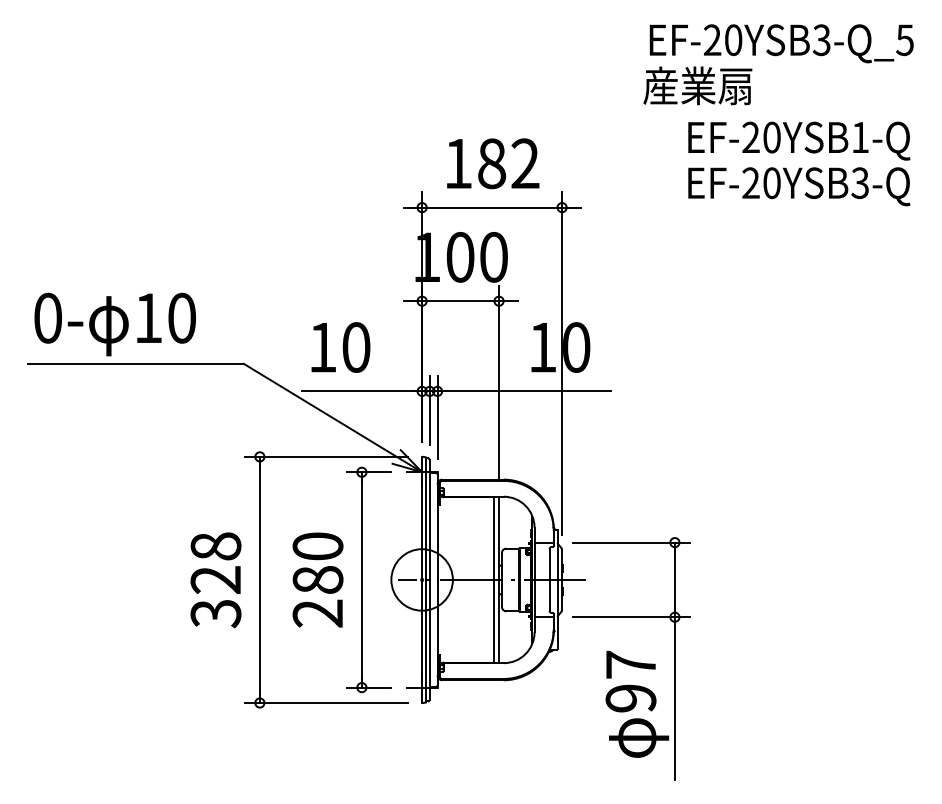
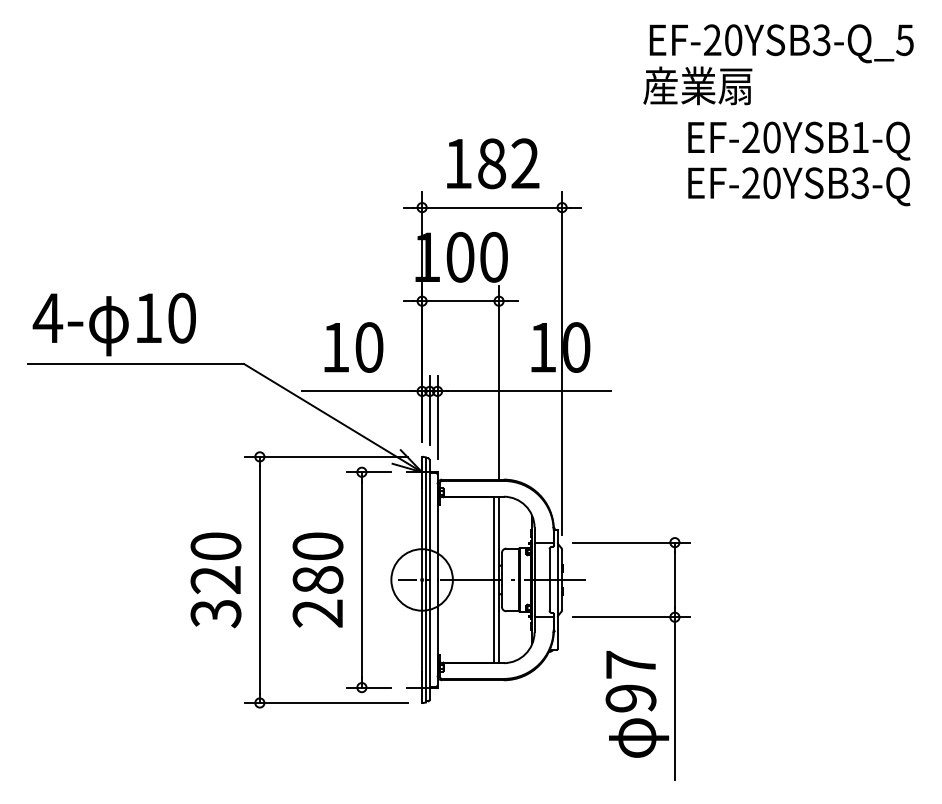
text: 0- -> 4- (47, 317)
text position: (340, 347) -> (353, 347) (353, 347)
text: 328 -> 320 (215, 546)
